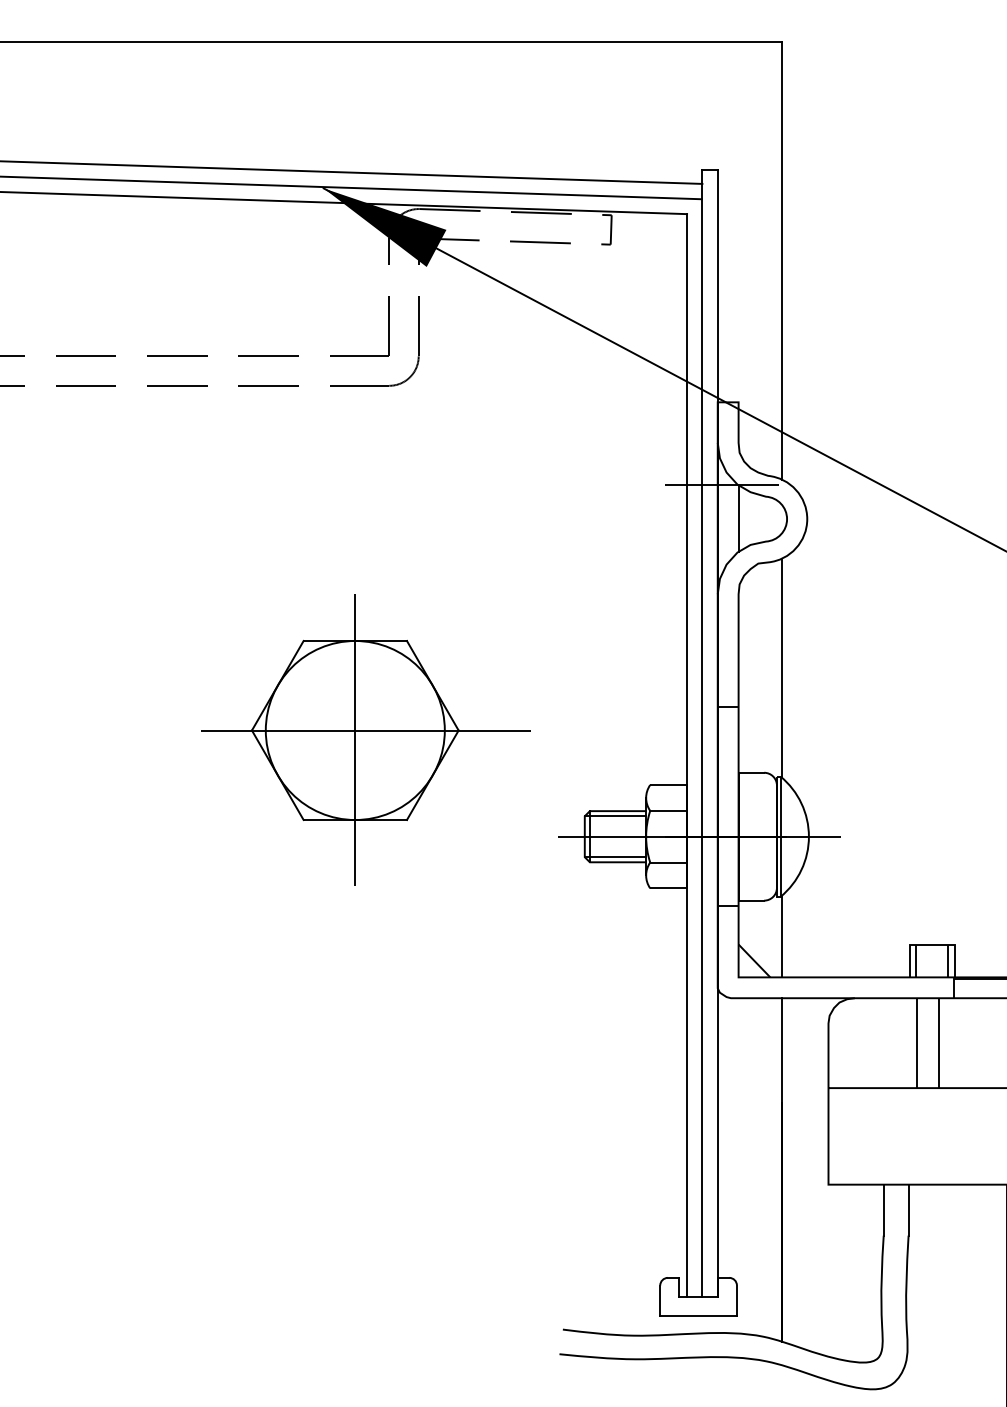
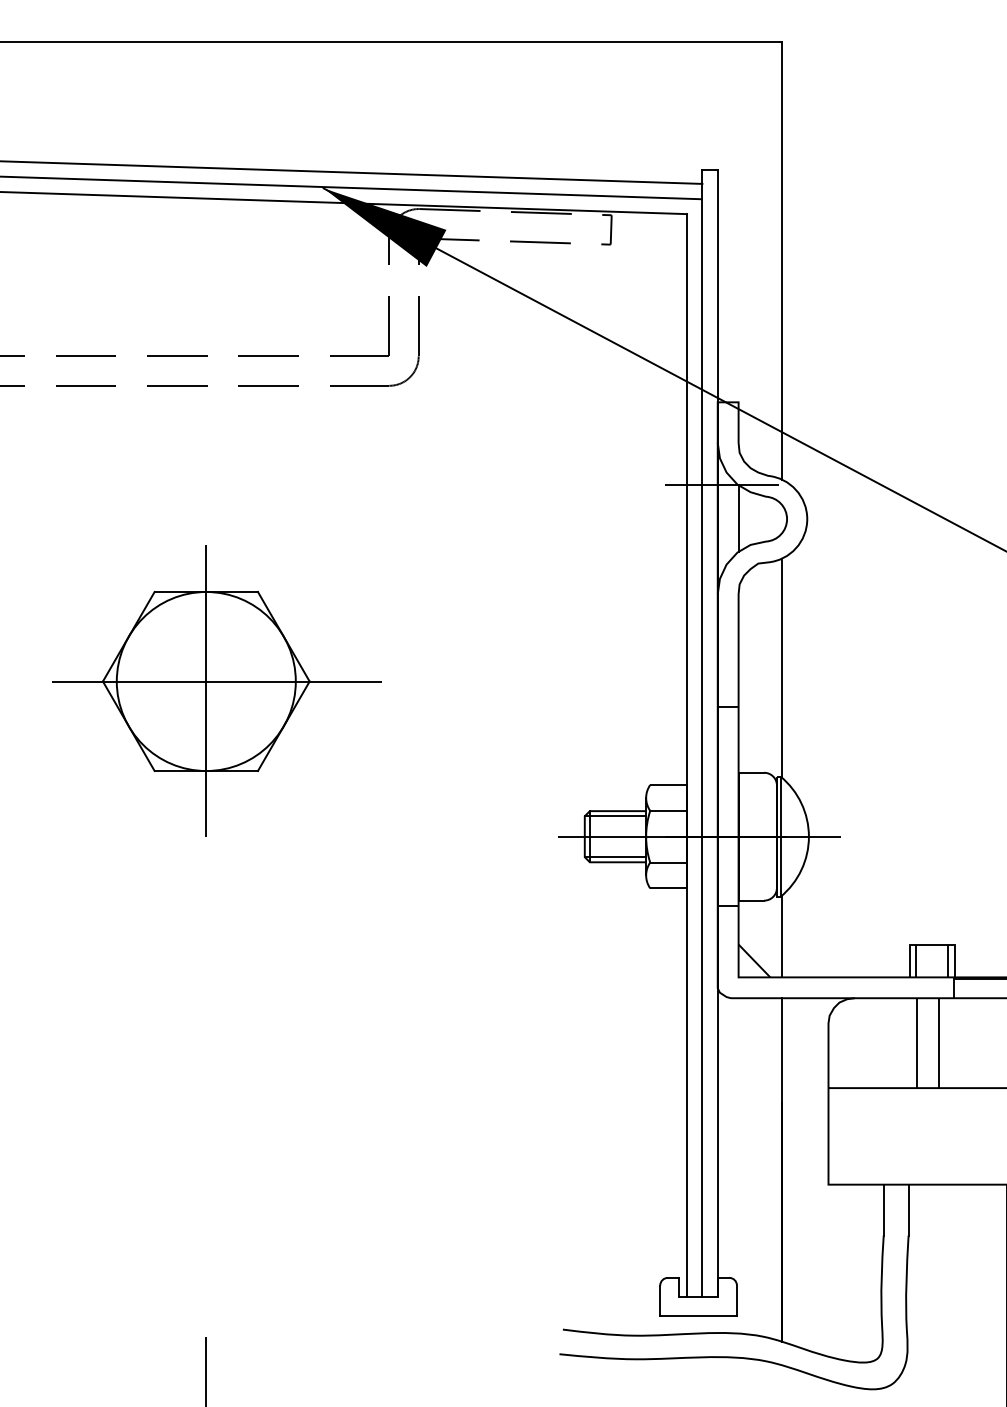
part position: (365, 739) -> (216, 690) (216, 690)
line: none -> present (206, 1370)
